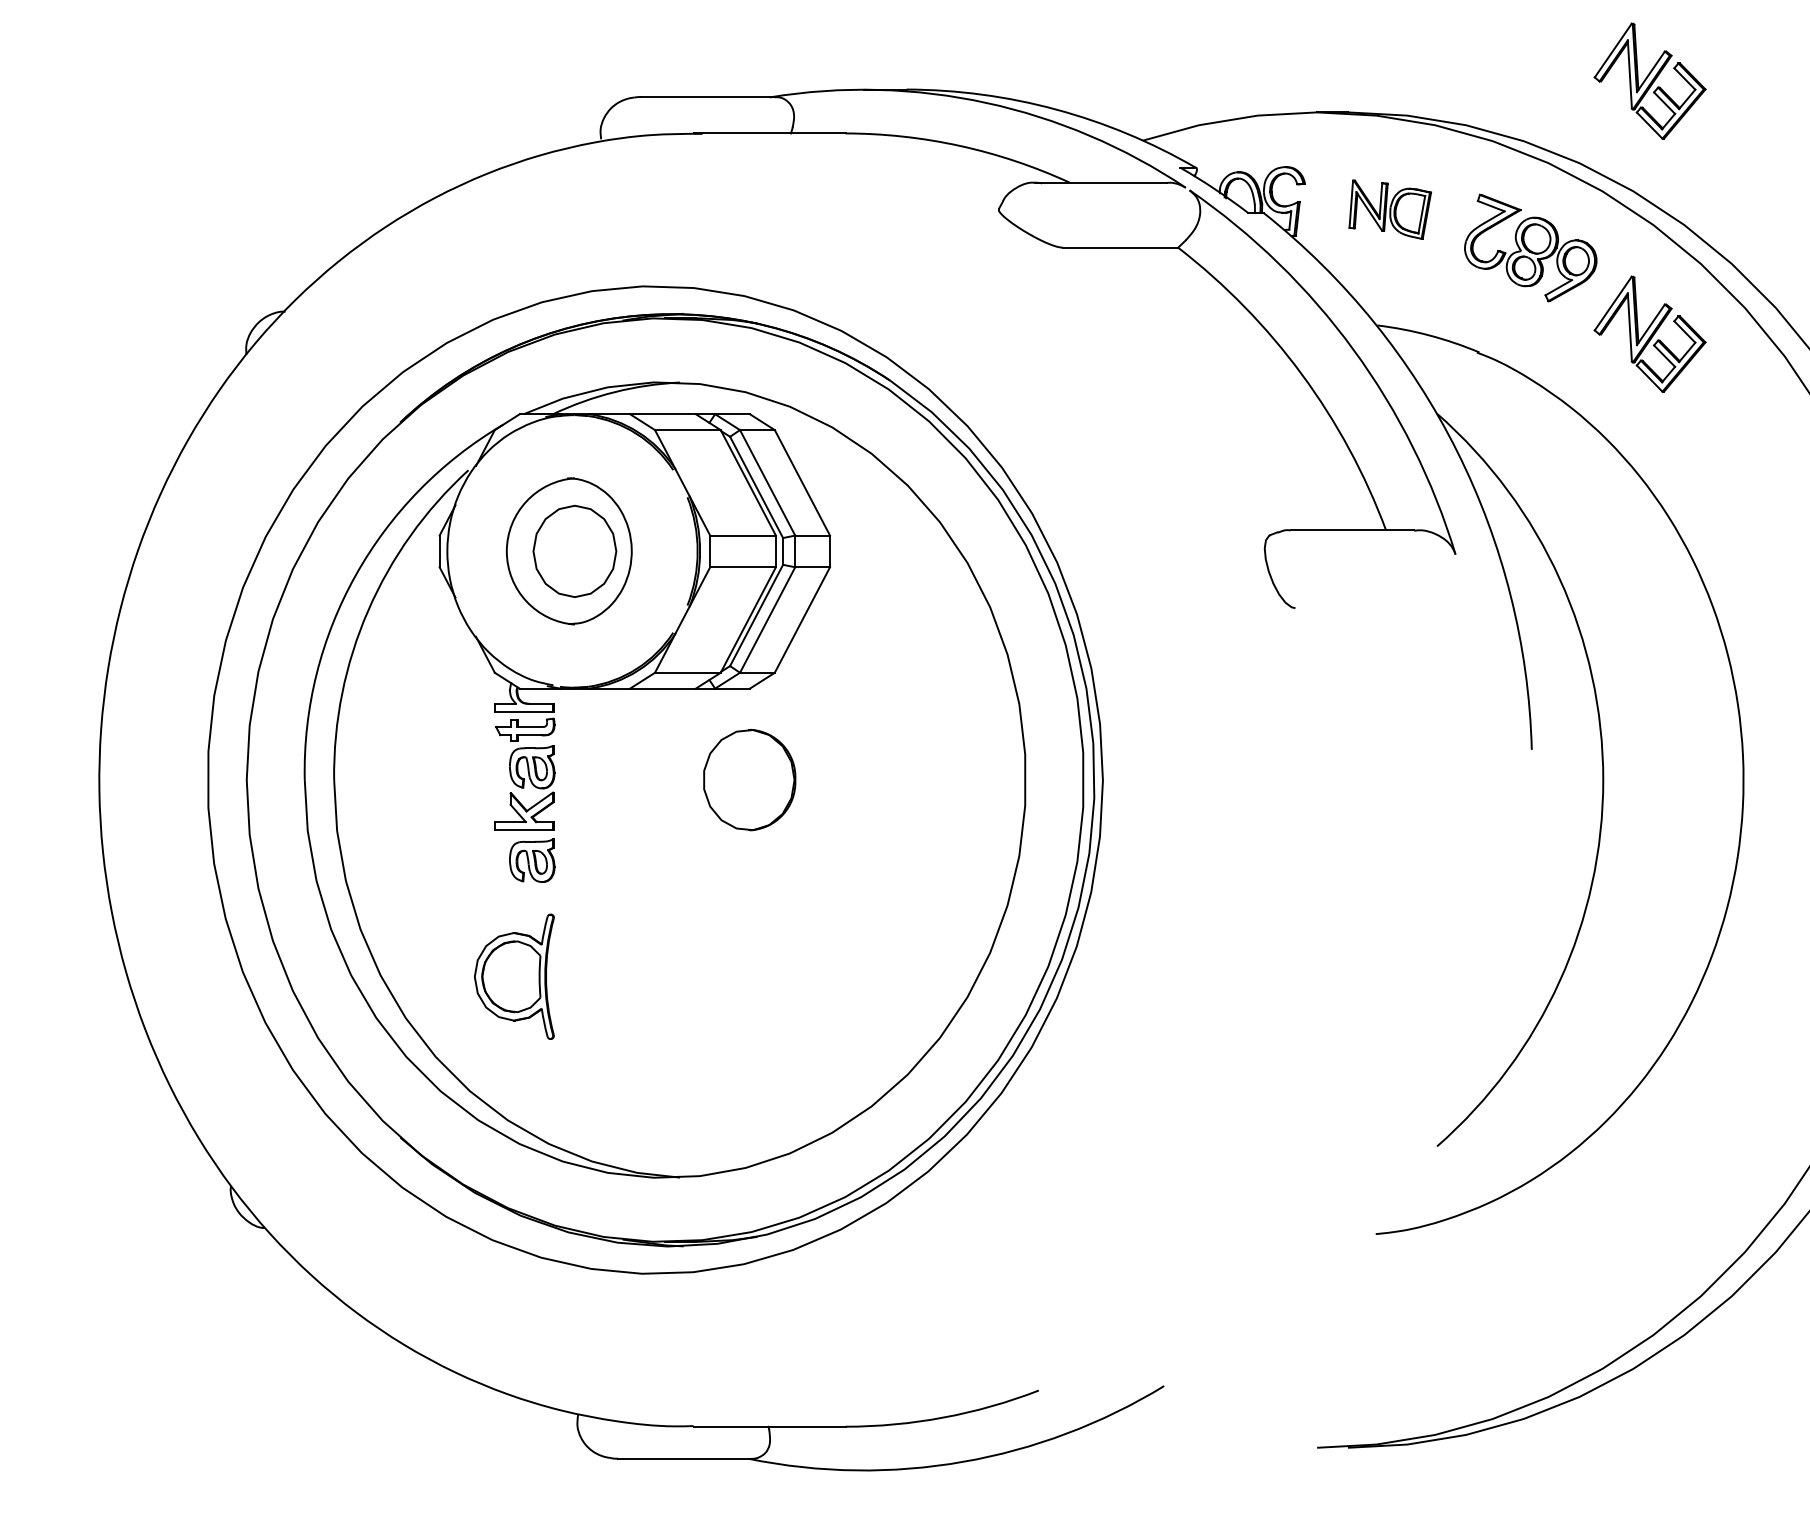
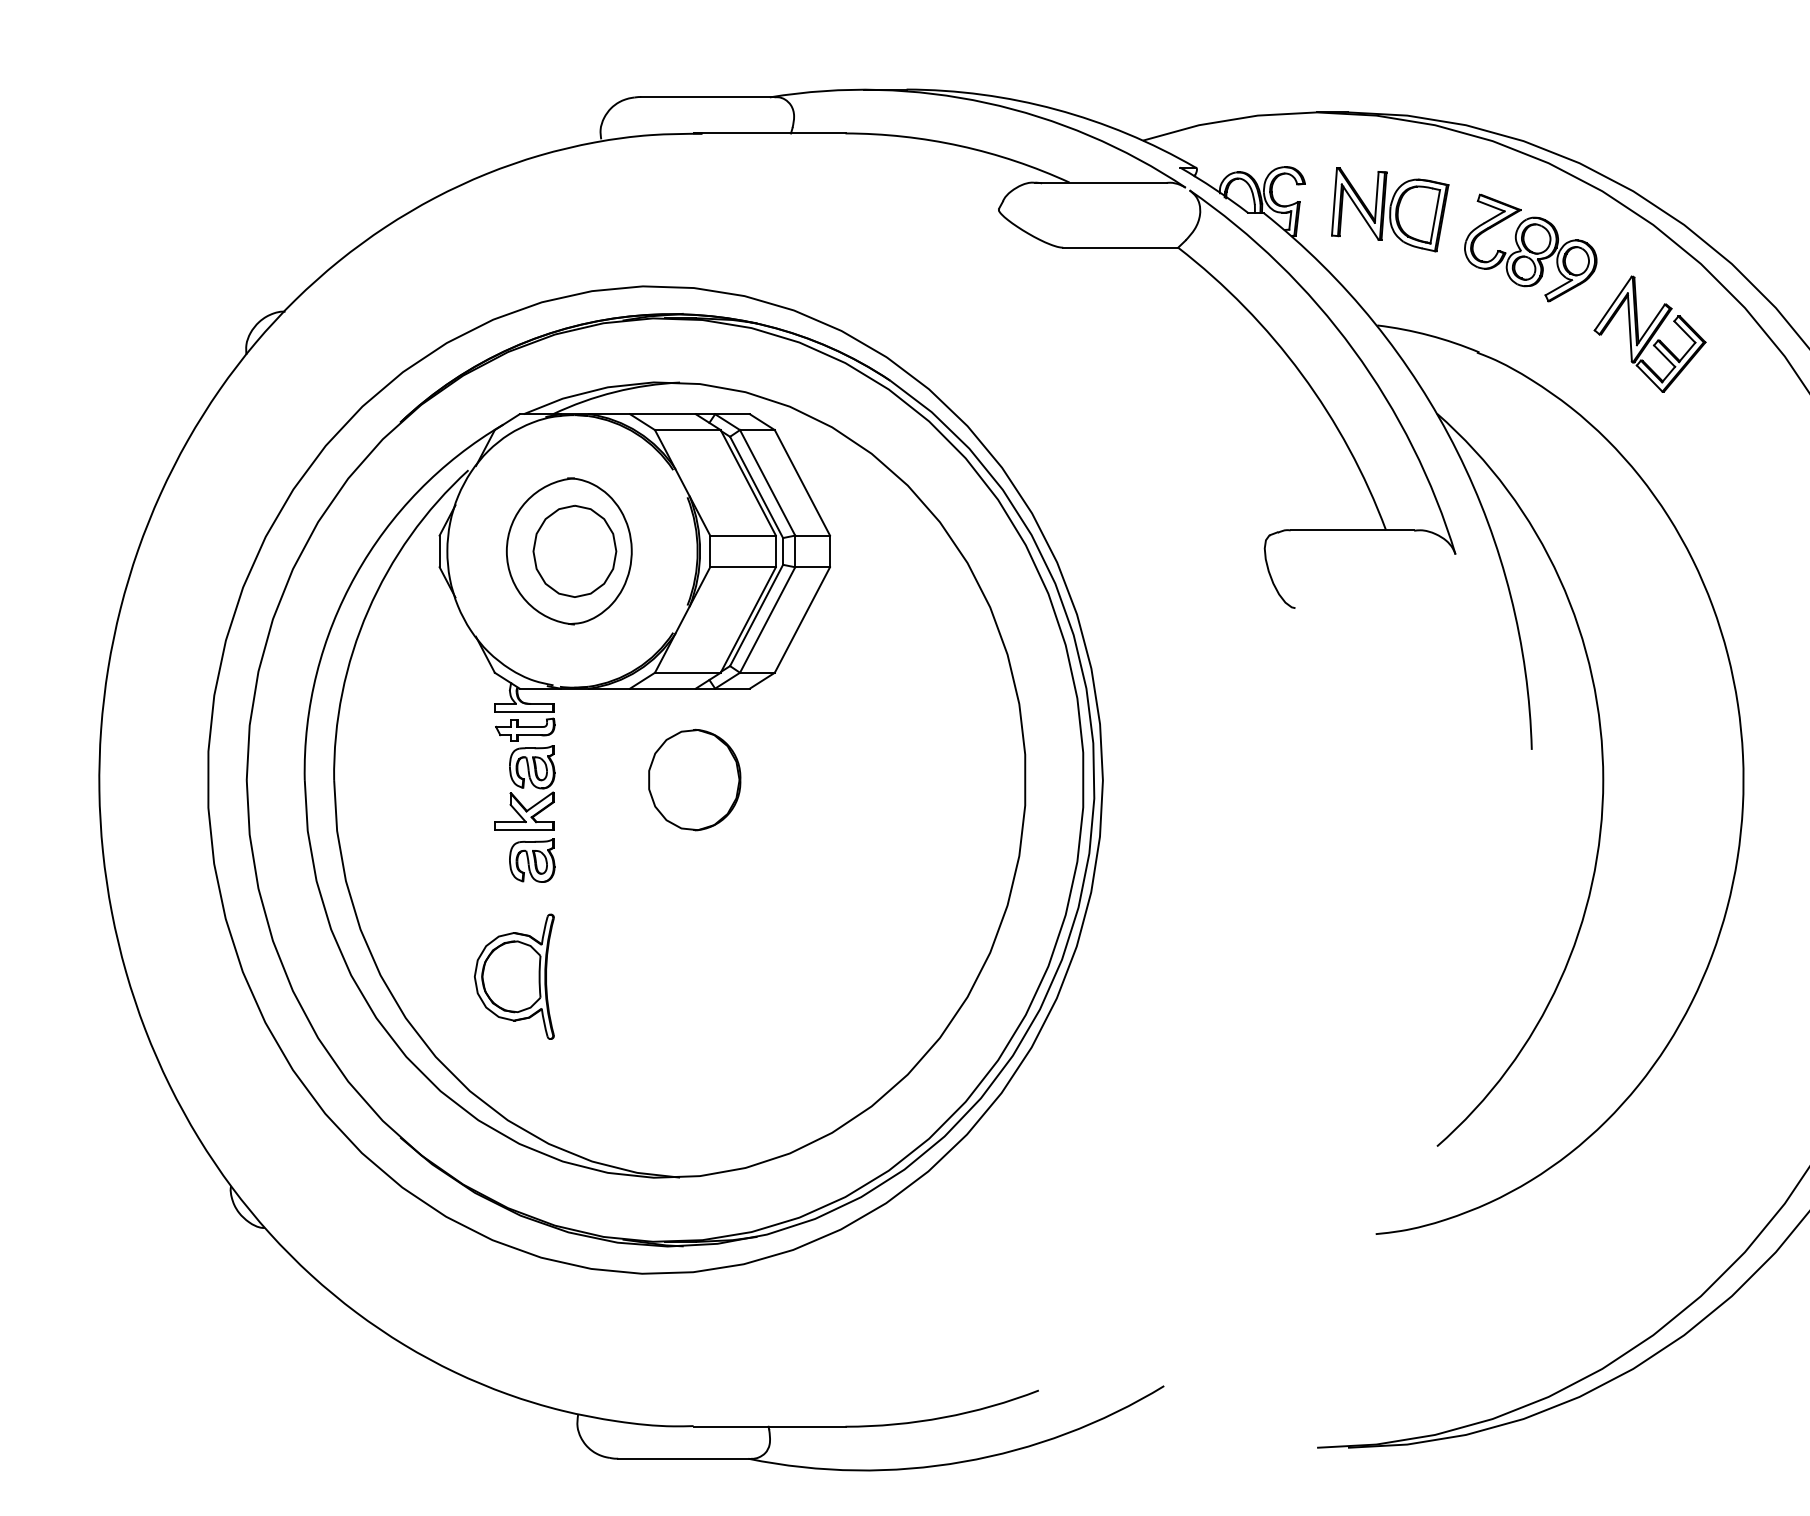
part: present -> none (1649, 80)
part size: 85x61 px -> 119x86 px (1390, 209)
part position: (749, 779) -> (694, 779) (694, 779)
